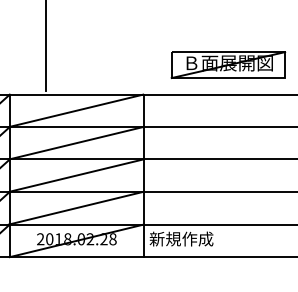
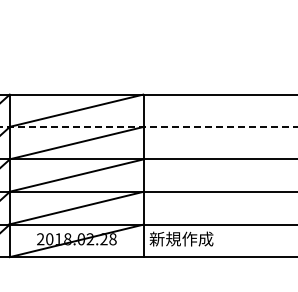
line: present -> none (45, 46)
part: present -> none (228, 64)
line: solid -> dashed (149, 127)
